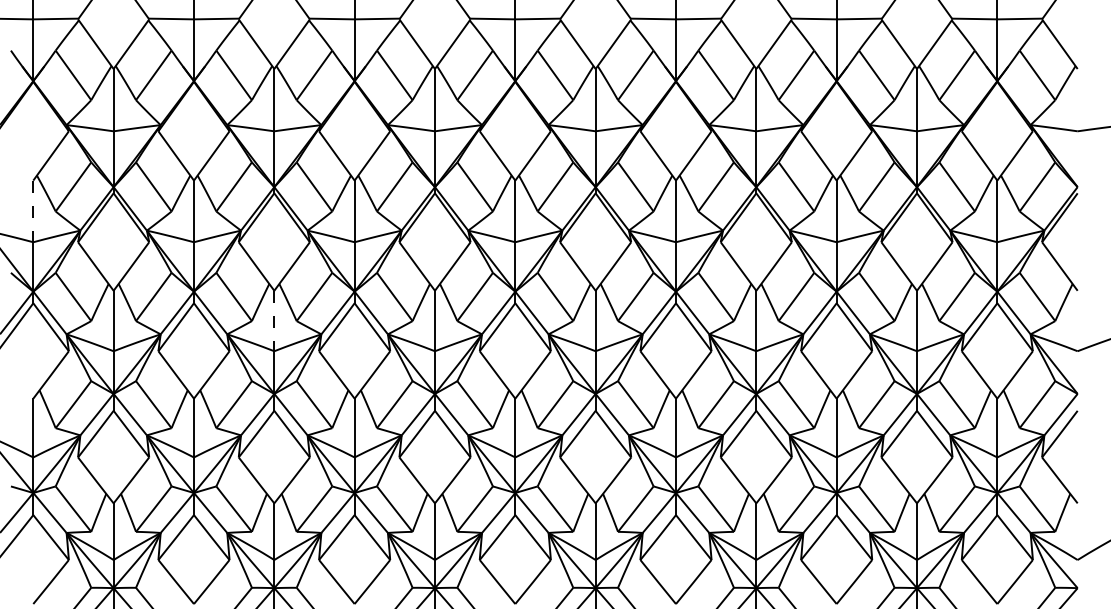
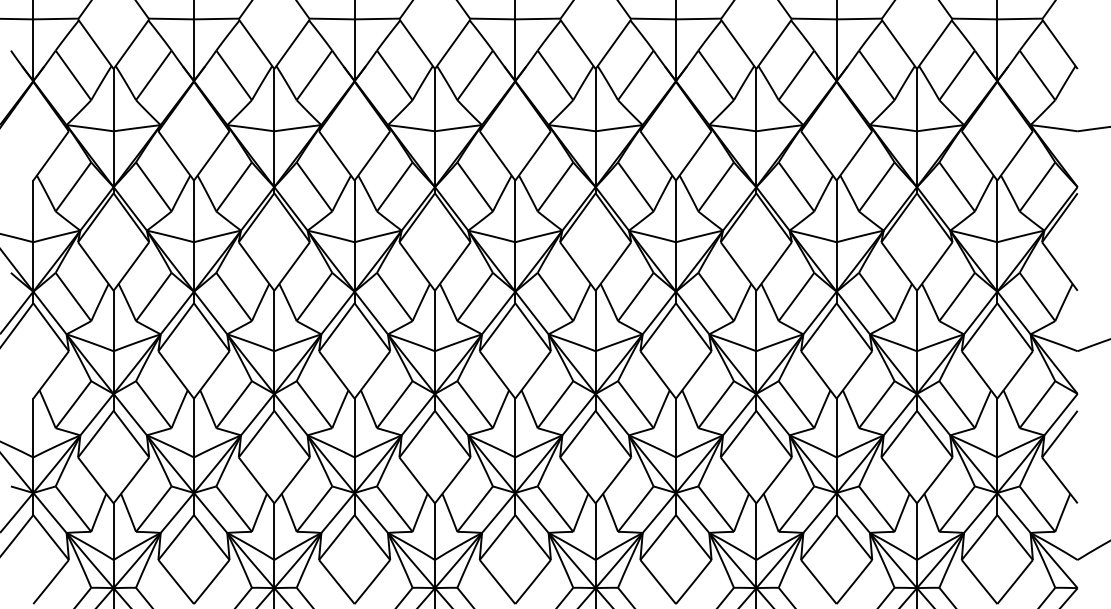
line: dashed -> solid (33, 211)
line: dashed -> solid (274, 321)
